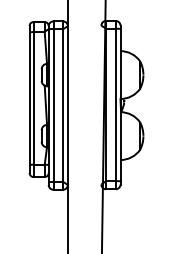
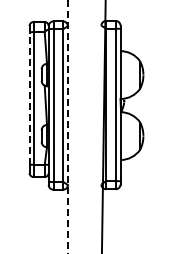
line: solid -> dashed (29, 98)
line: solid -> dashed (67, 126)
